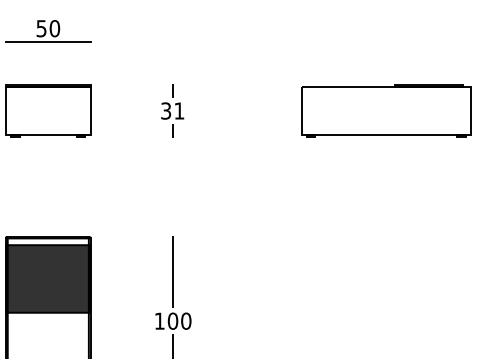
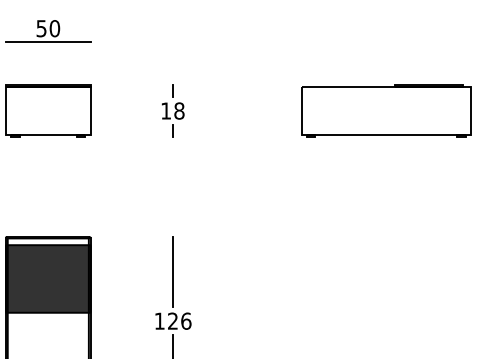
text: 31 -> 18 (172, 110)
text: 100 -> 126 (179, 320)
